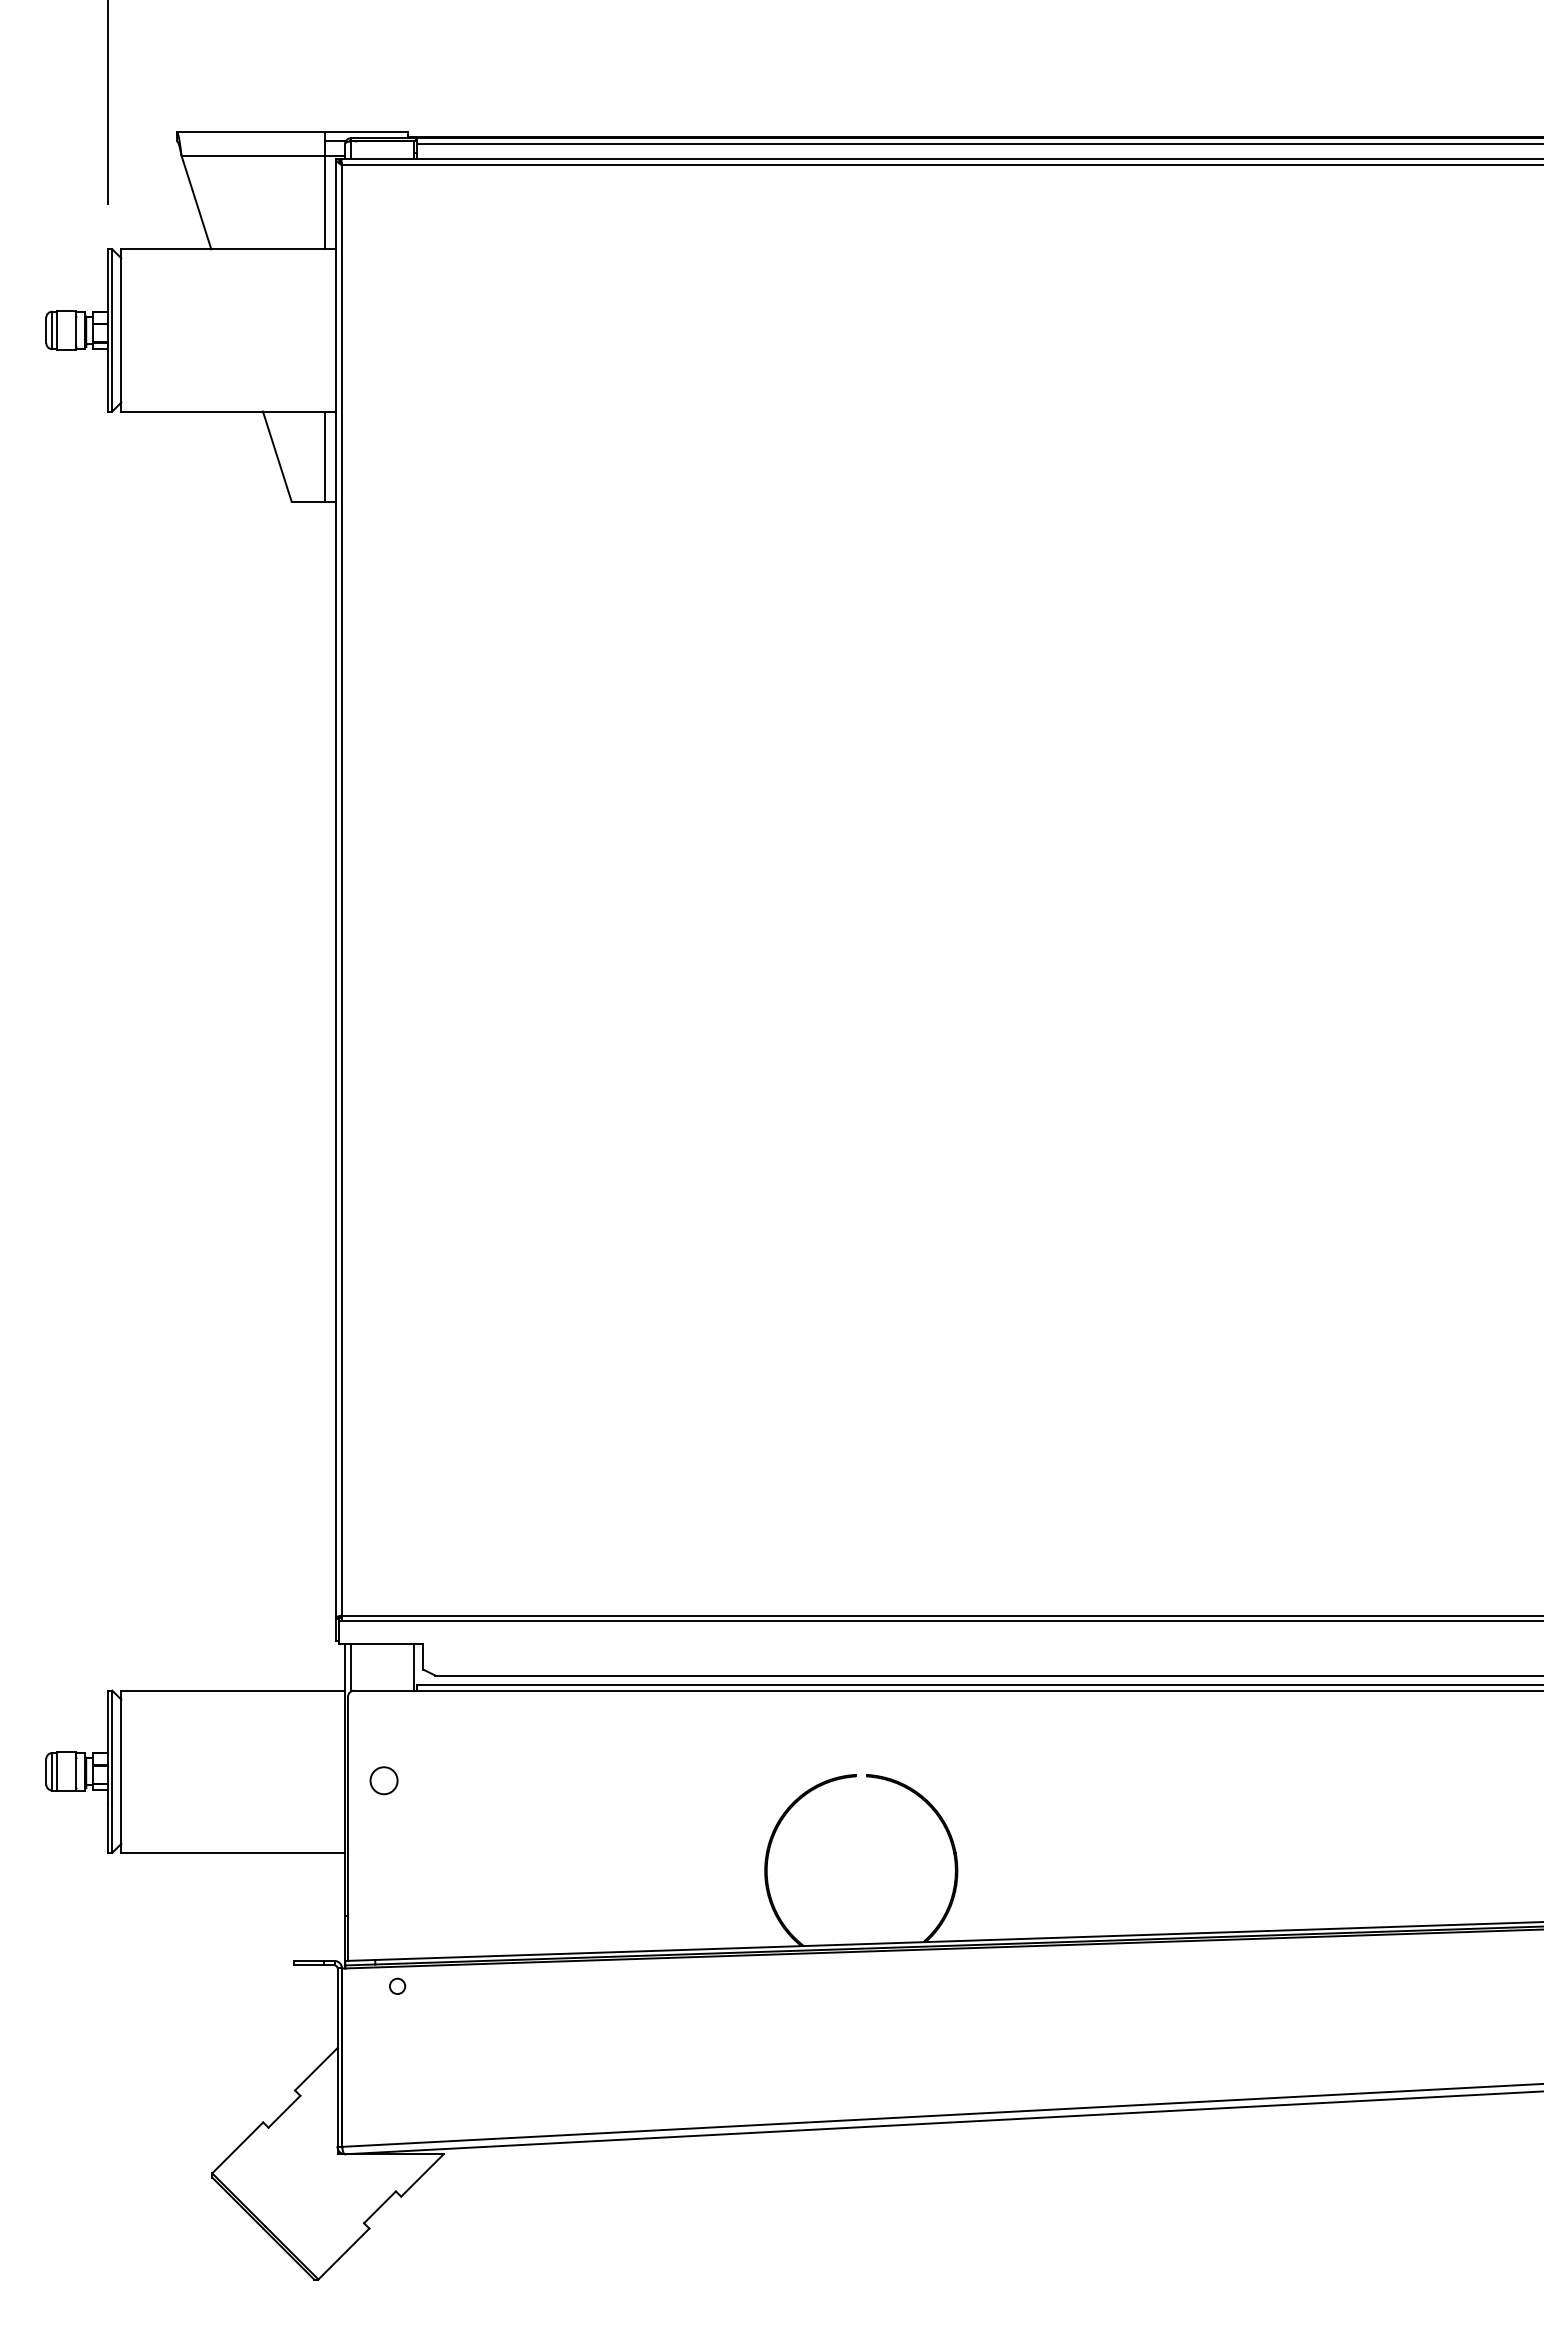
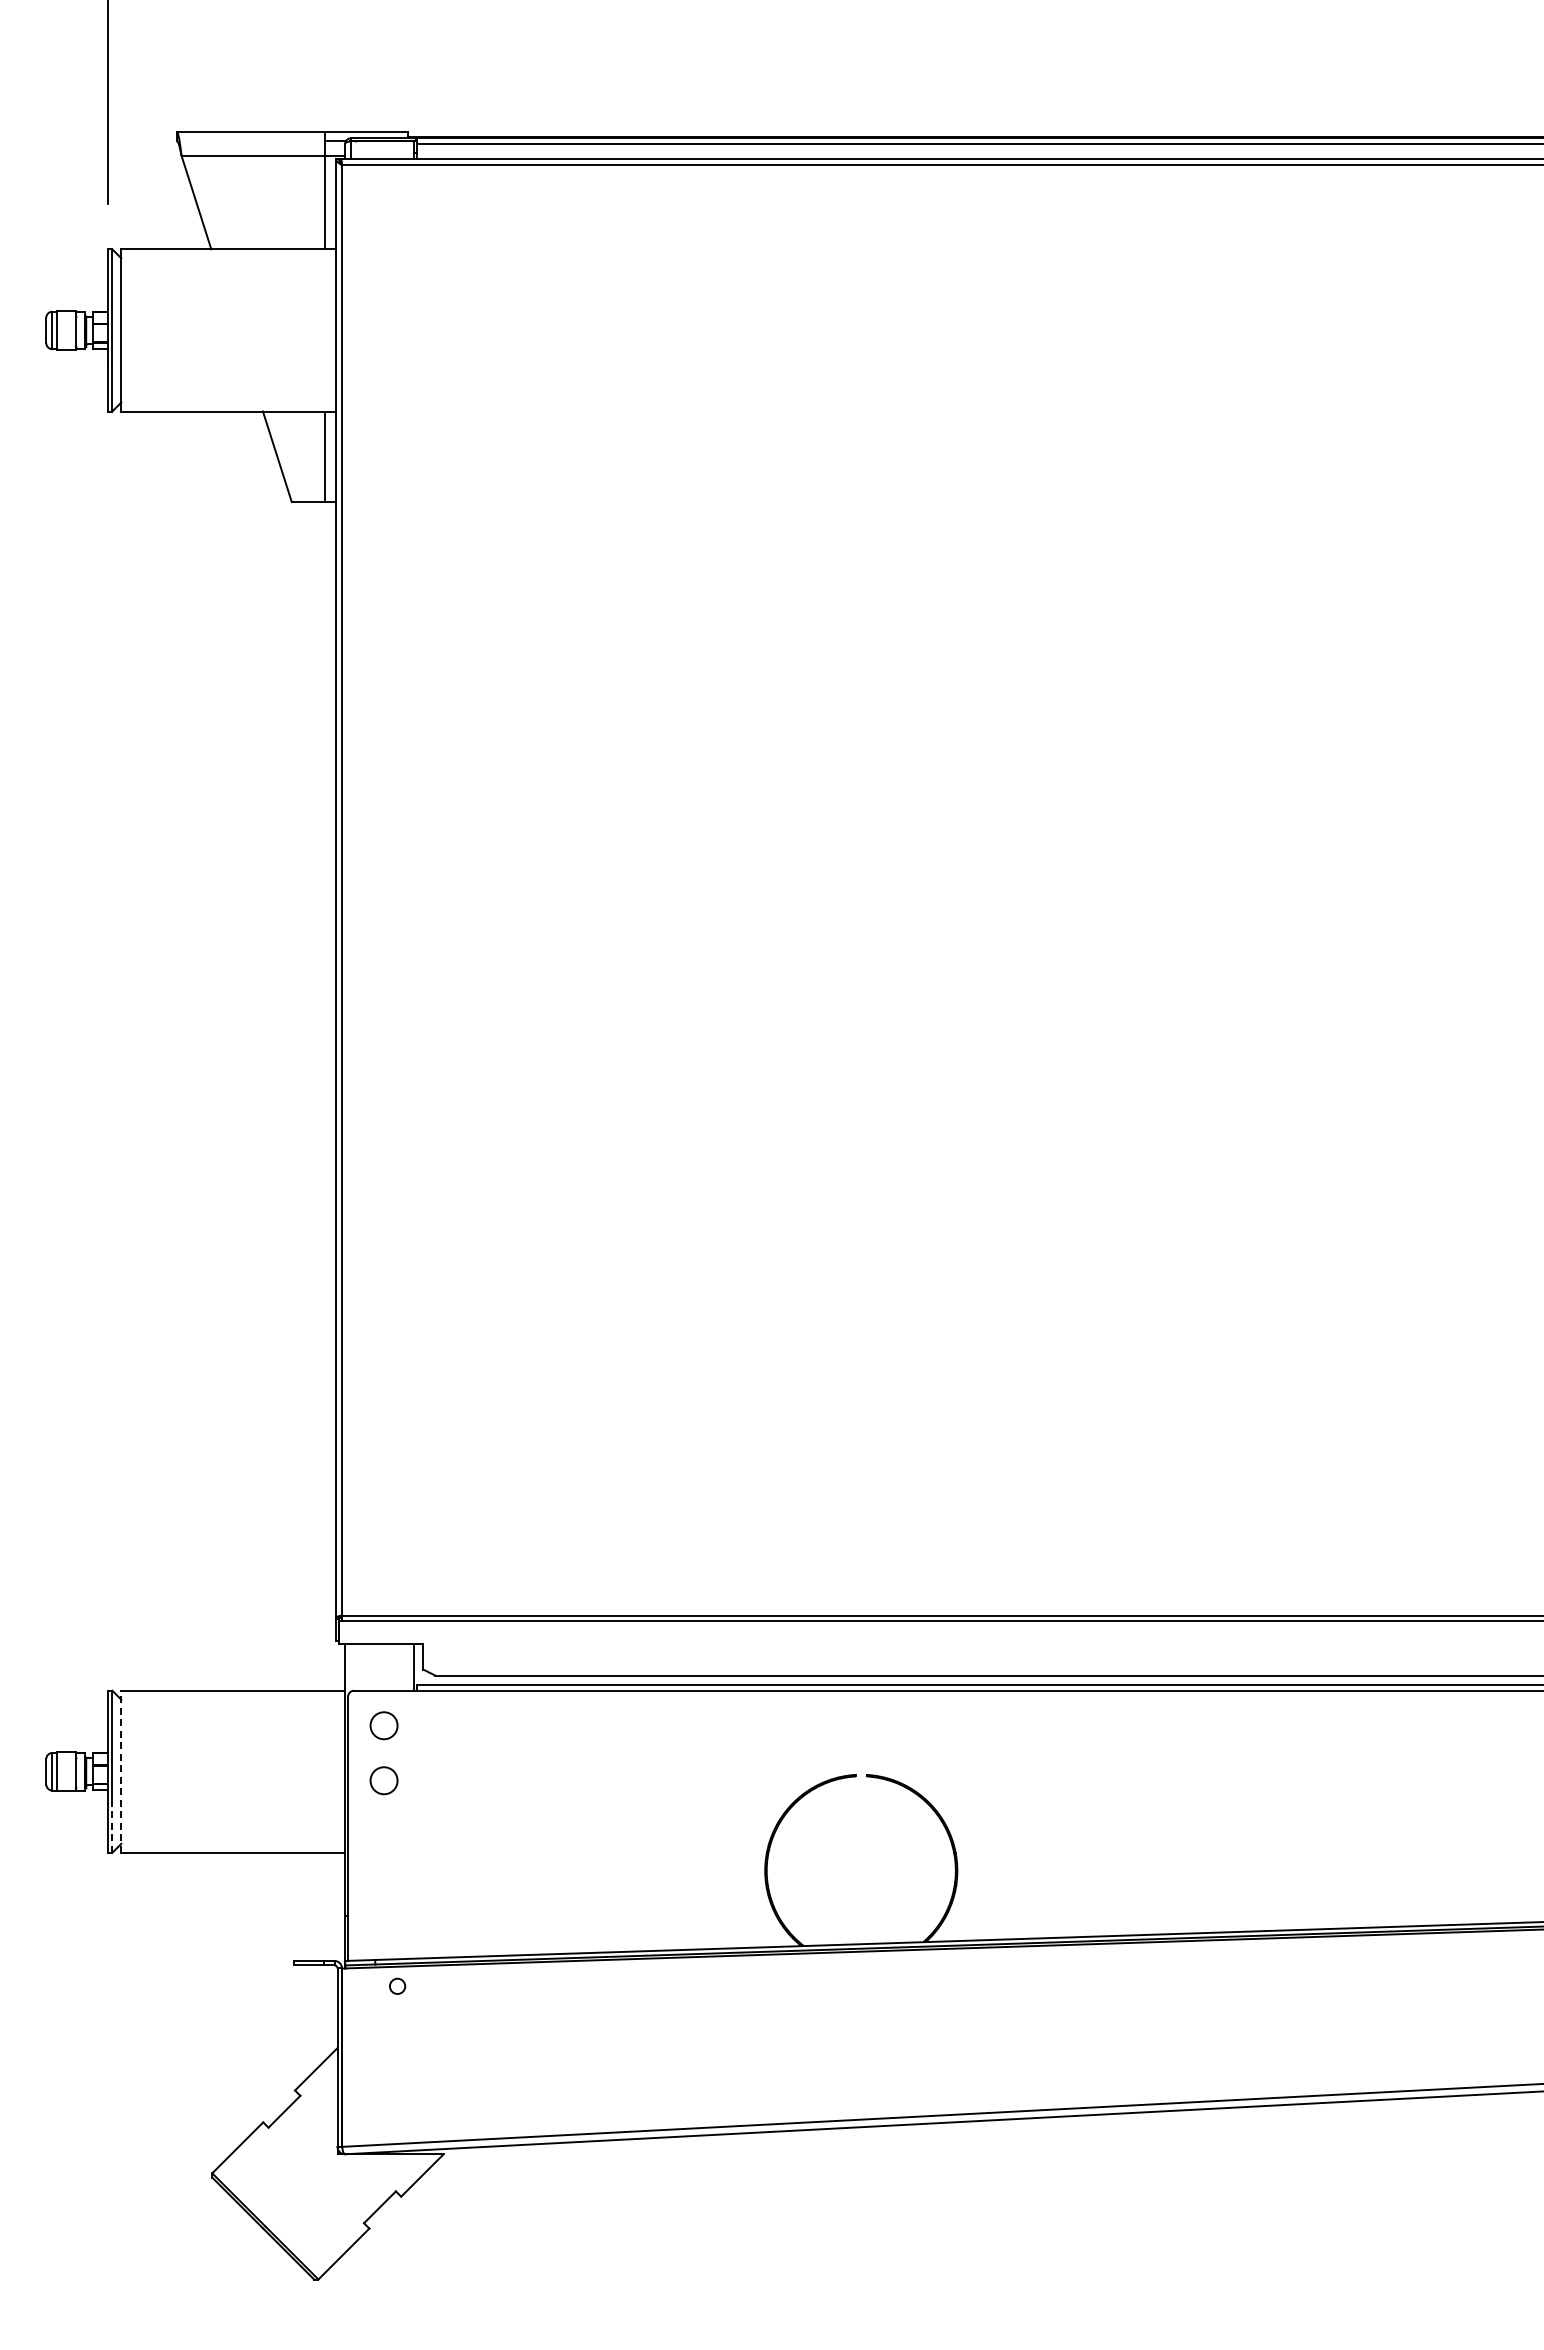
line: present -> none (351, 1667)
circle: none -> present (383, 1725)
line: solid -> dashed (121, 1771)
line: solid -> dashed (112, 1827)
